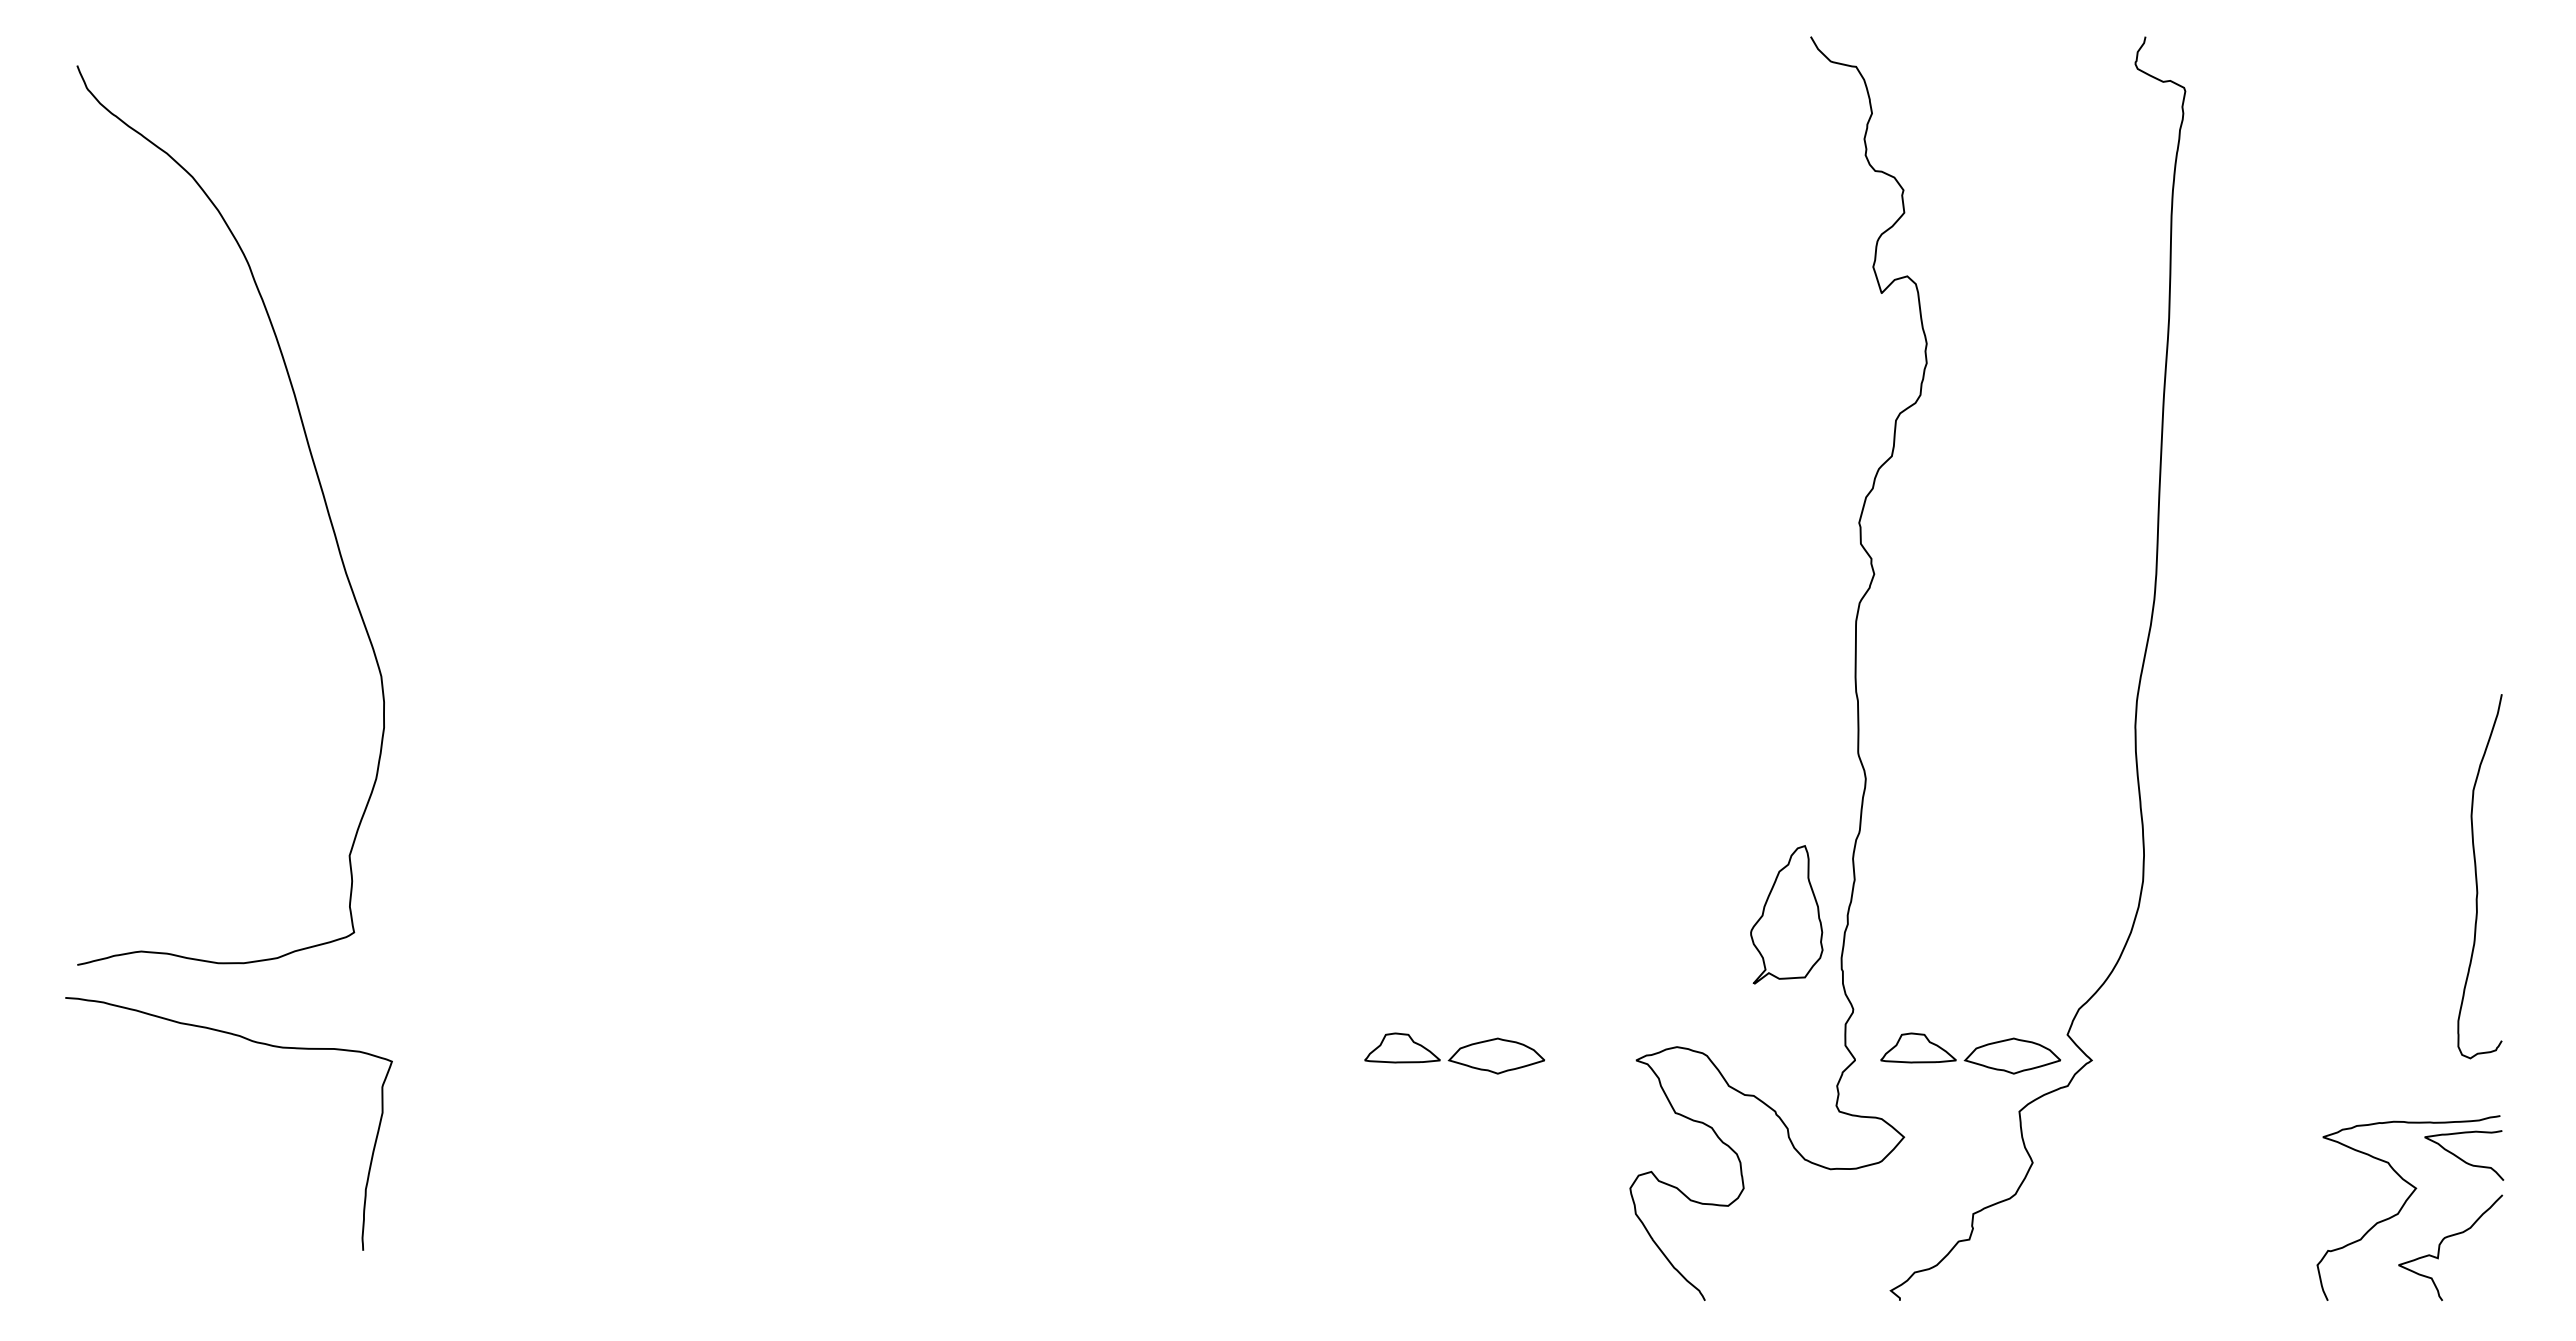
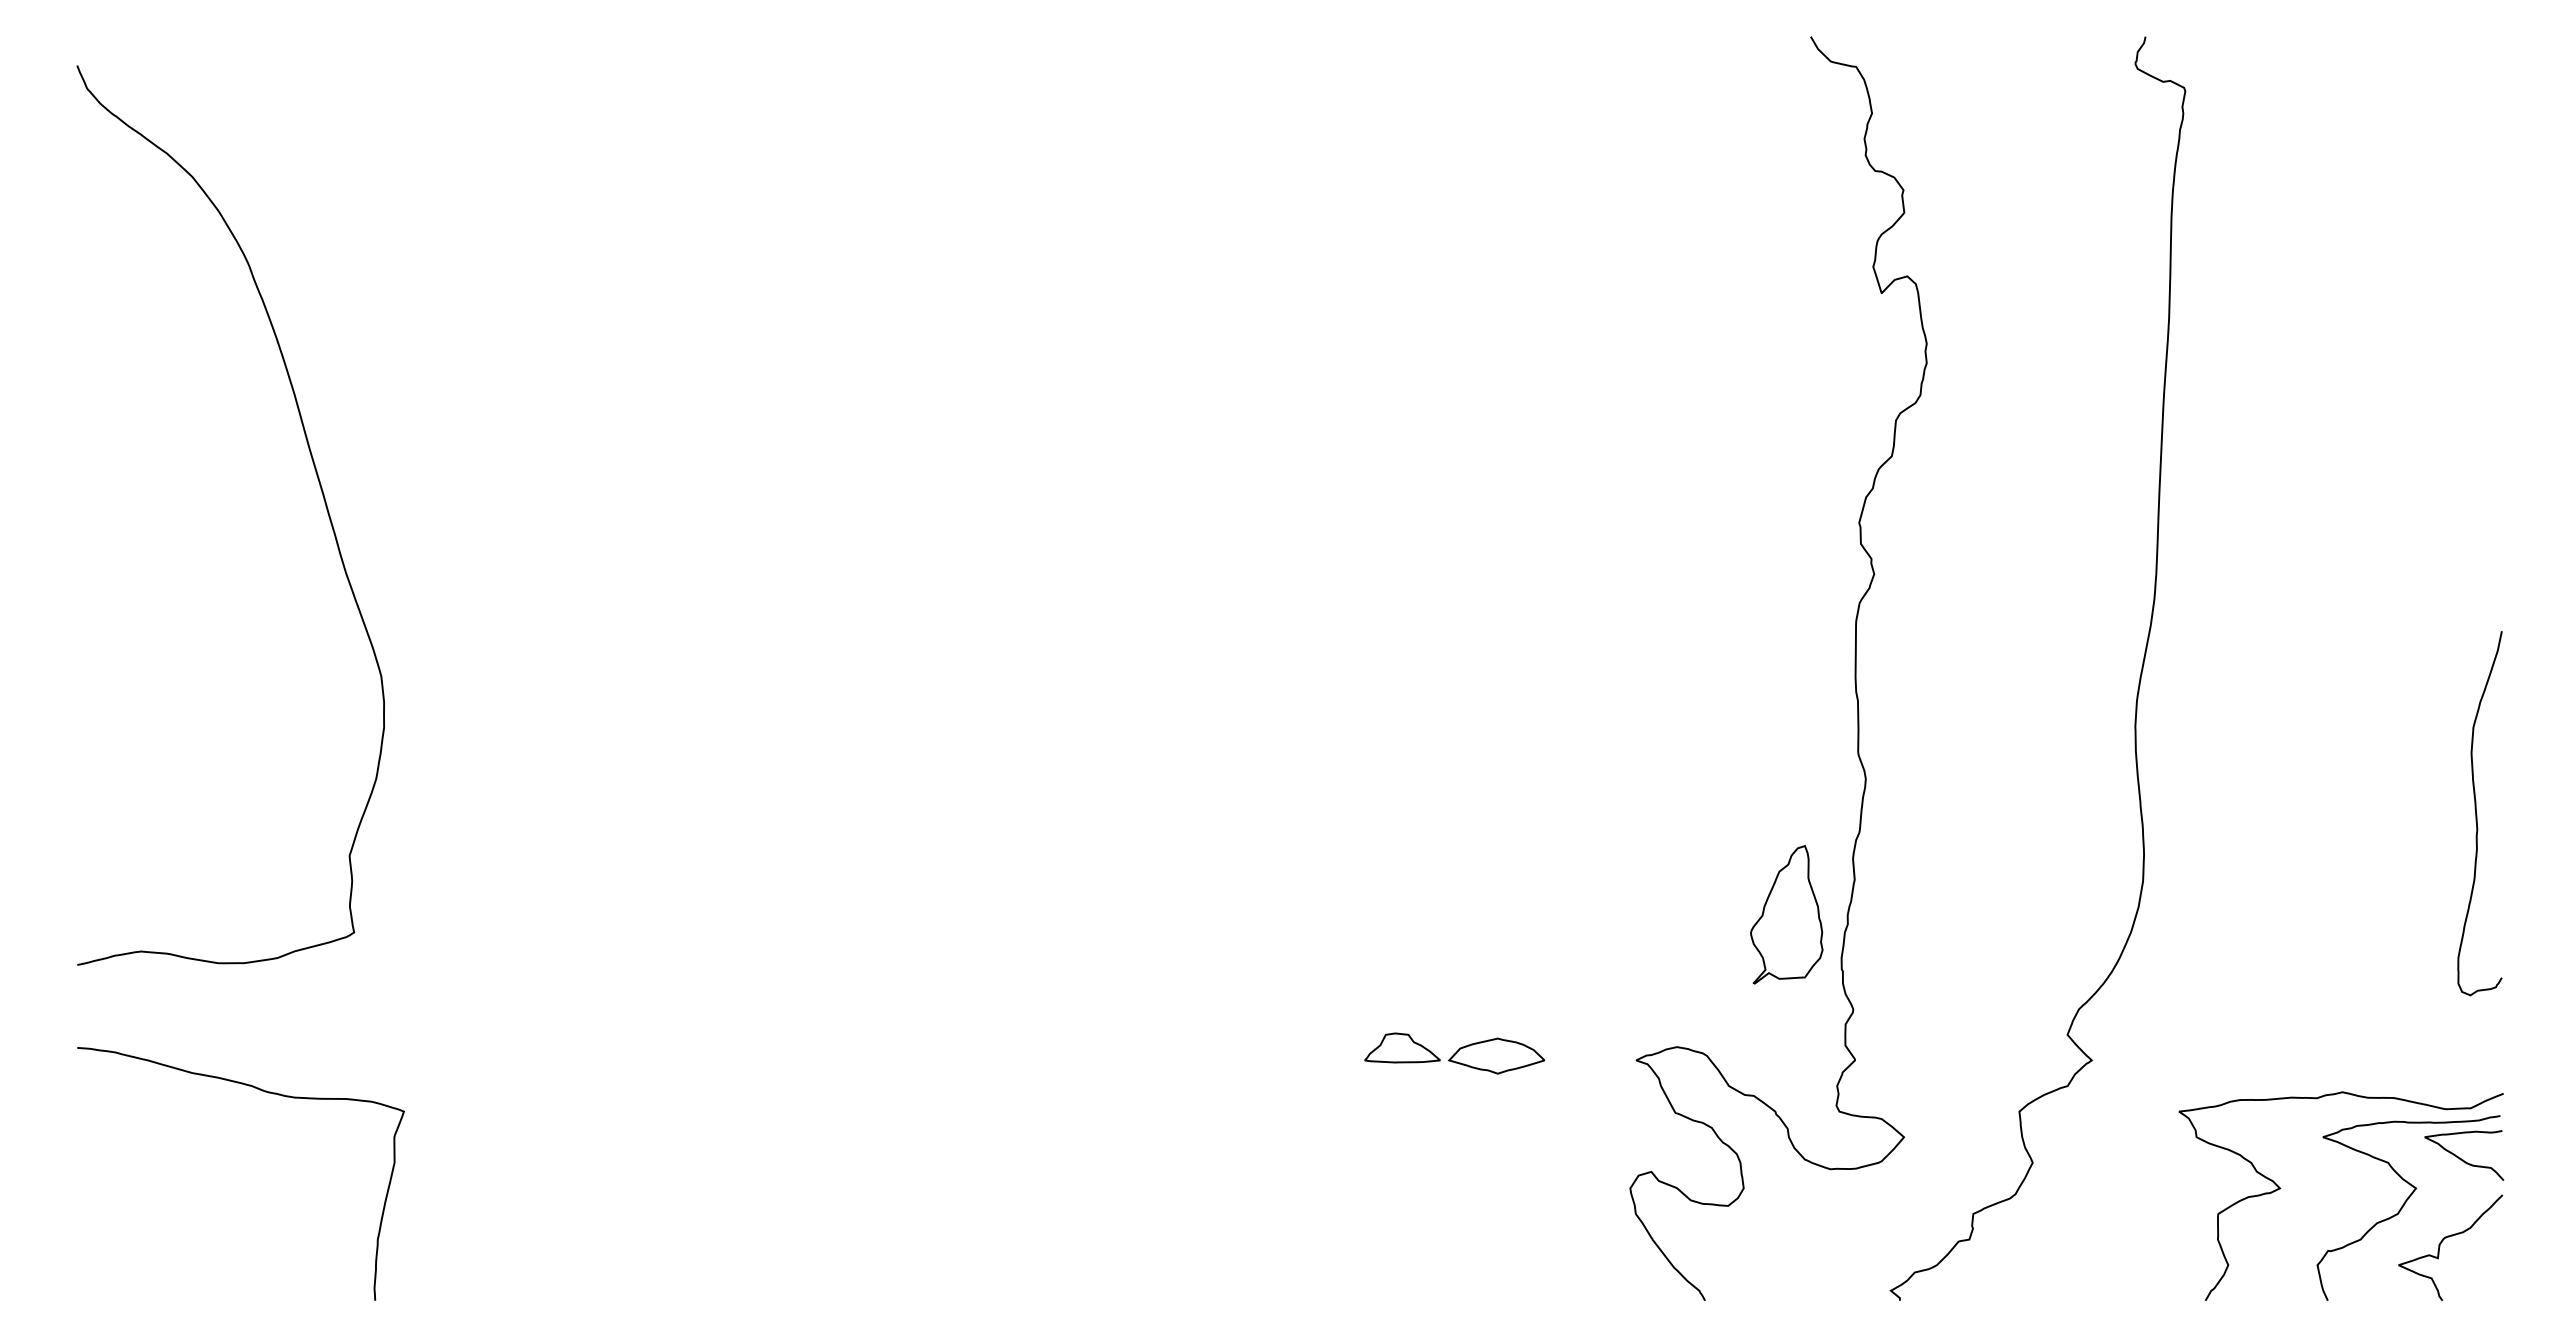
curve position: (2477, 877) -> (2477, 814) (2477, 814)
curve position: (256, 1043) -> (268, 1093) (268, 1093)
part: present -> none (1970, 1053)
curve: none -> present (2281, 1188)
